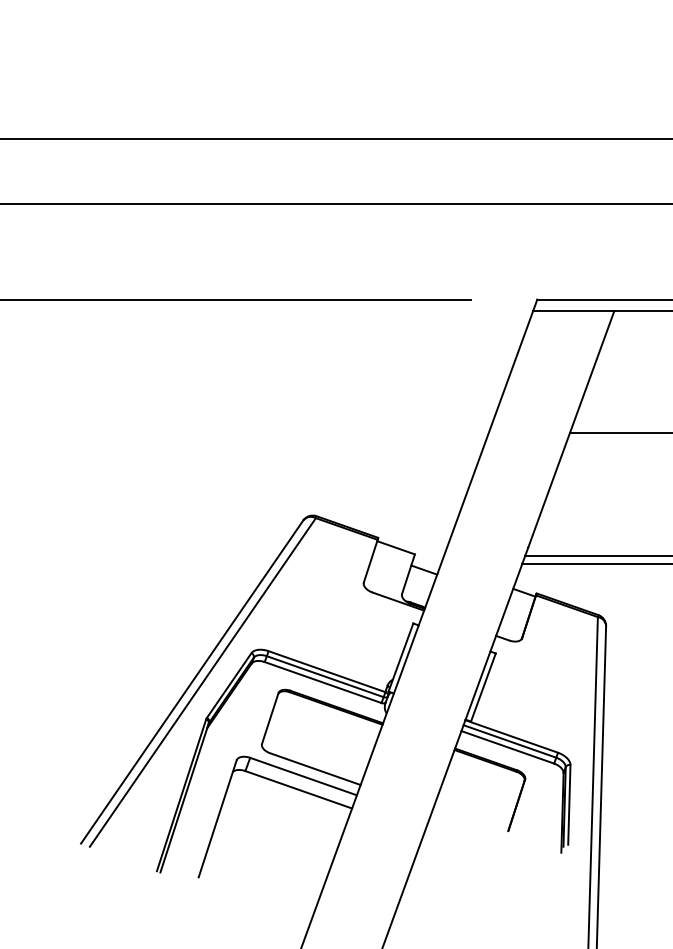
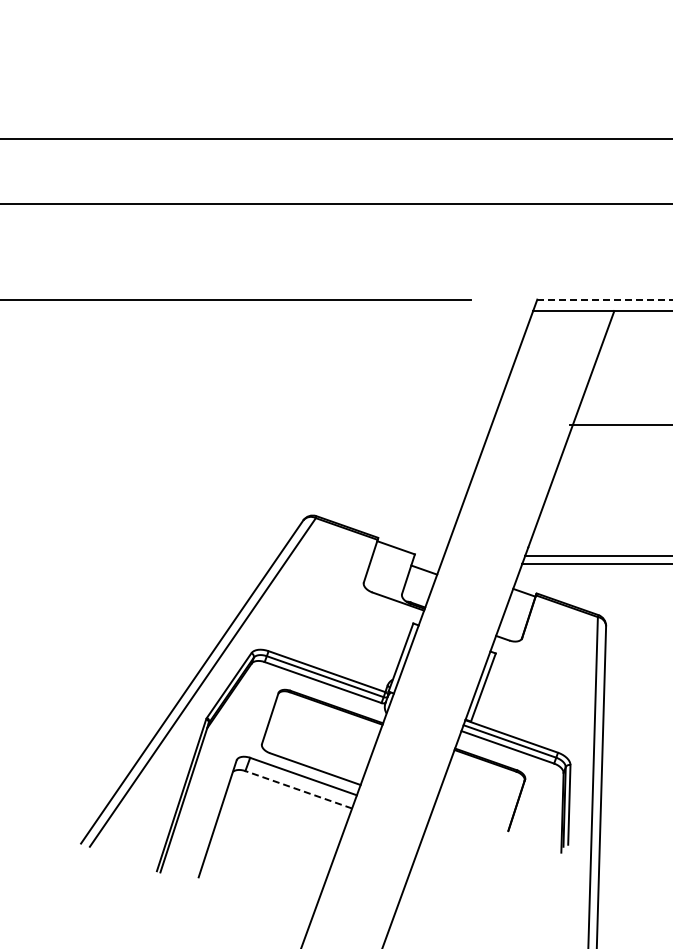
line: solid -> dashed (605, 299)
line position: (619, 433) -> (619, 425) (619, 425)
line: solid -> dashed (298, 789)
